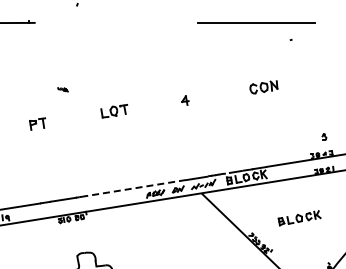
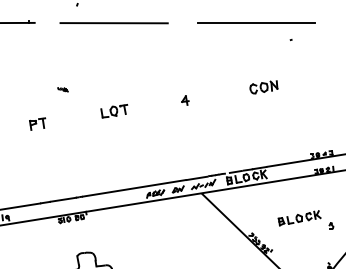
line: none -> present (113, 23)
part position: (324, 136) -> (331, 225) (331, 225)
line: dashed -> solid (133, 188)
